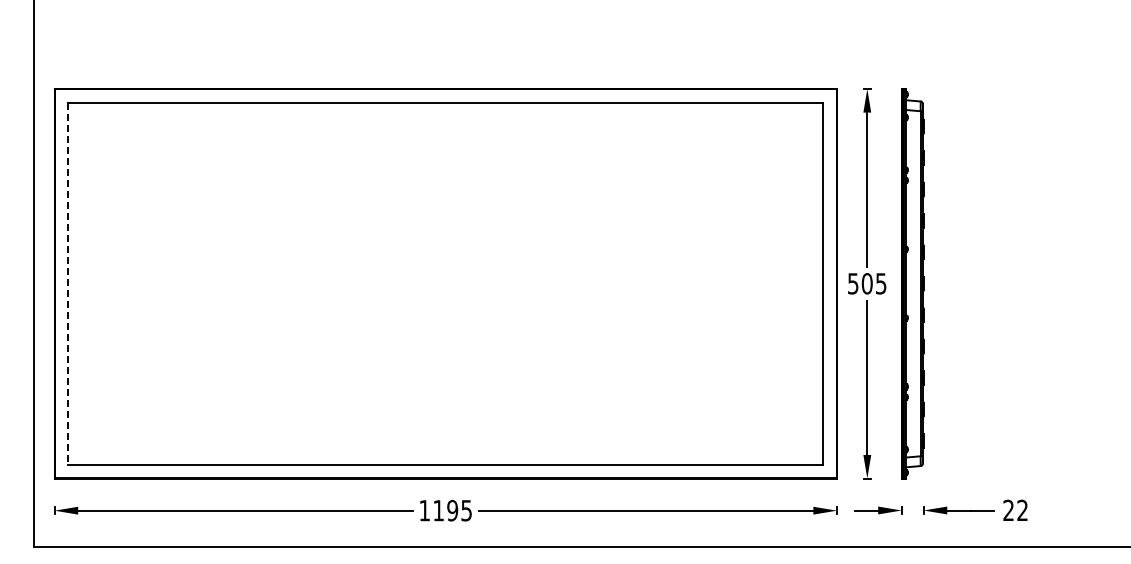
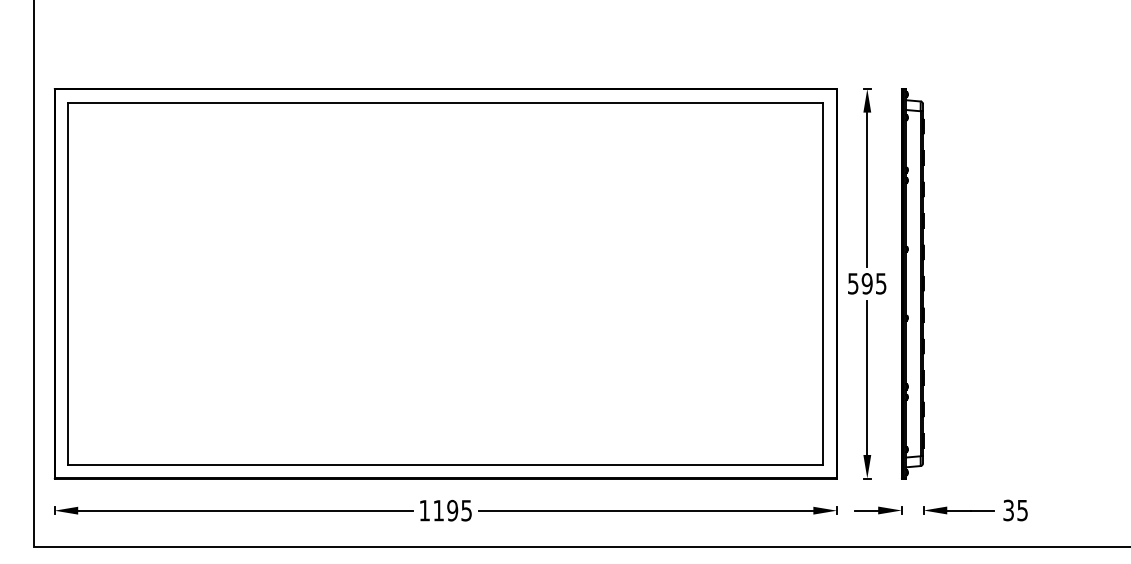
text: 505 -> 595 (866, 283)
line: dashed -> solid (68, 284)
text: 22 -> 35 (1015, 510)
